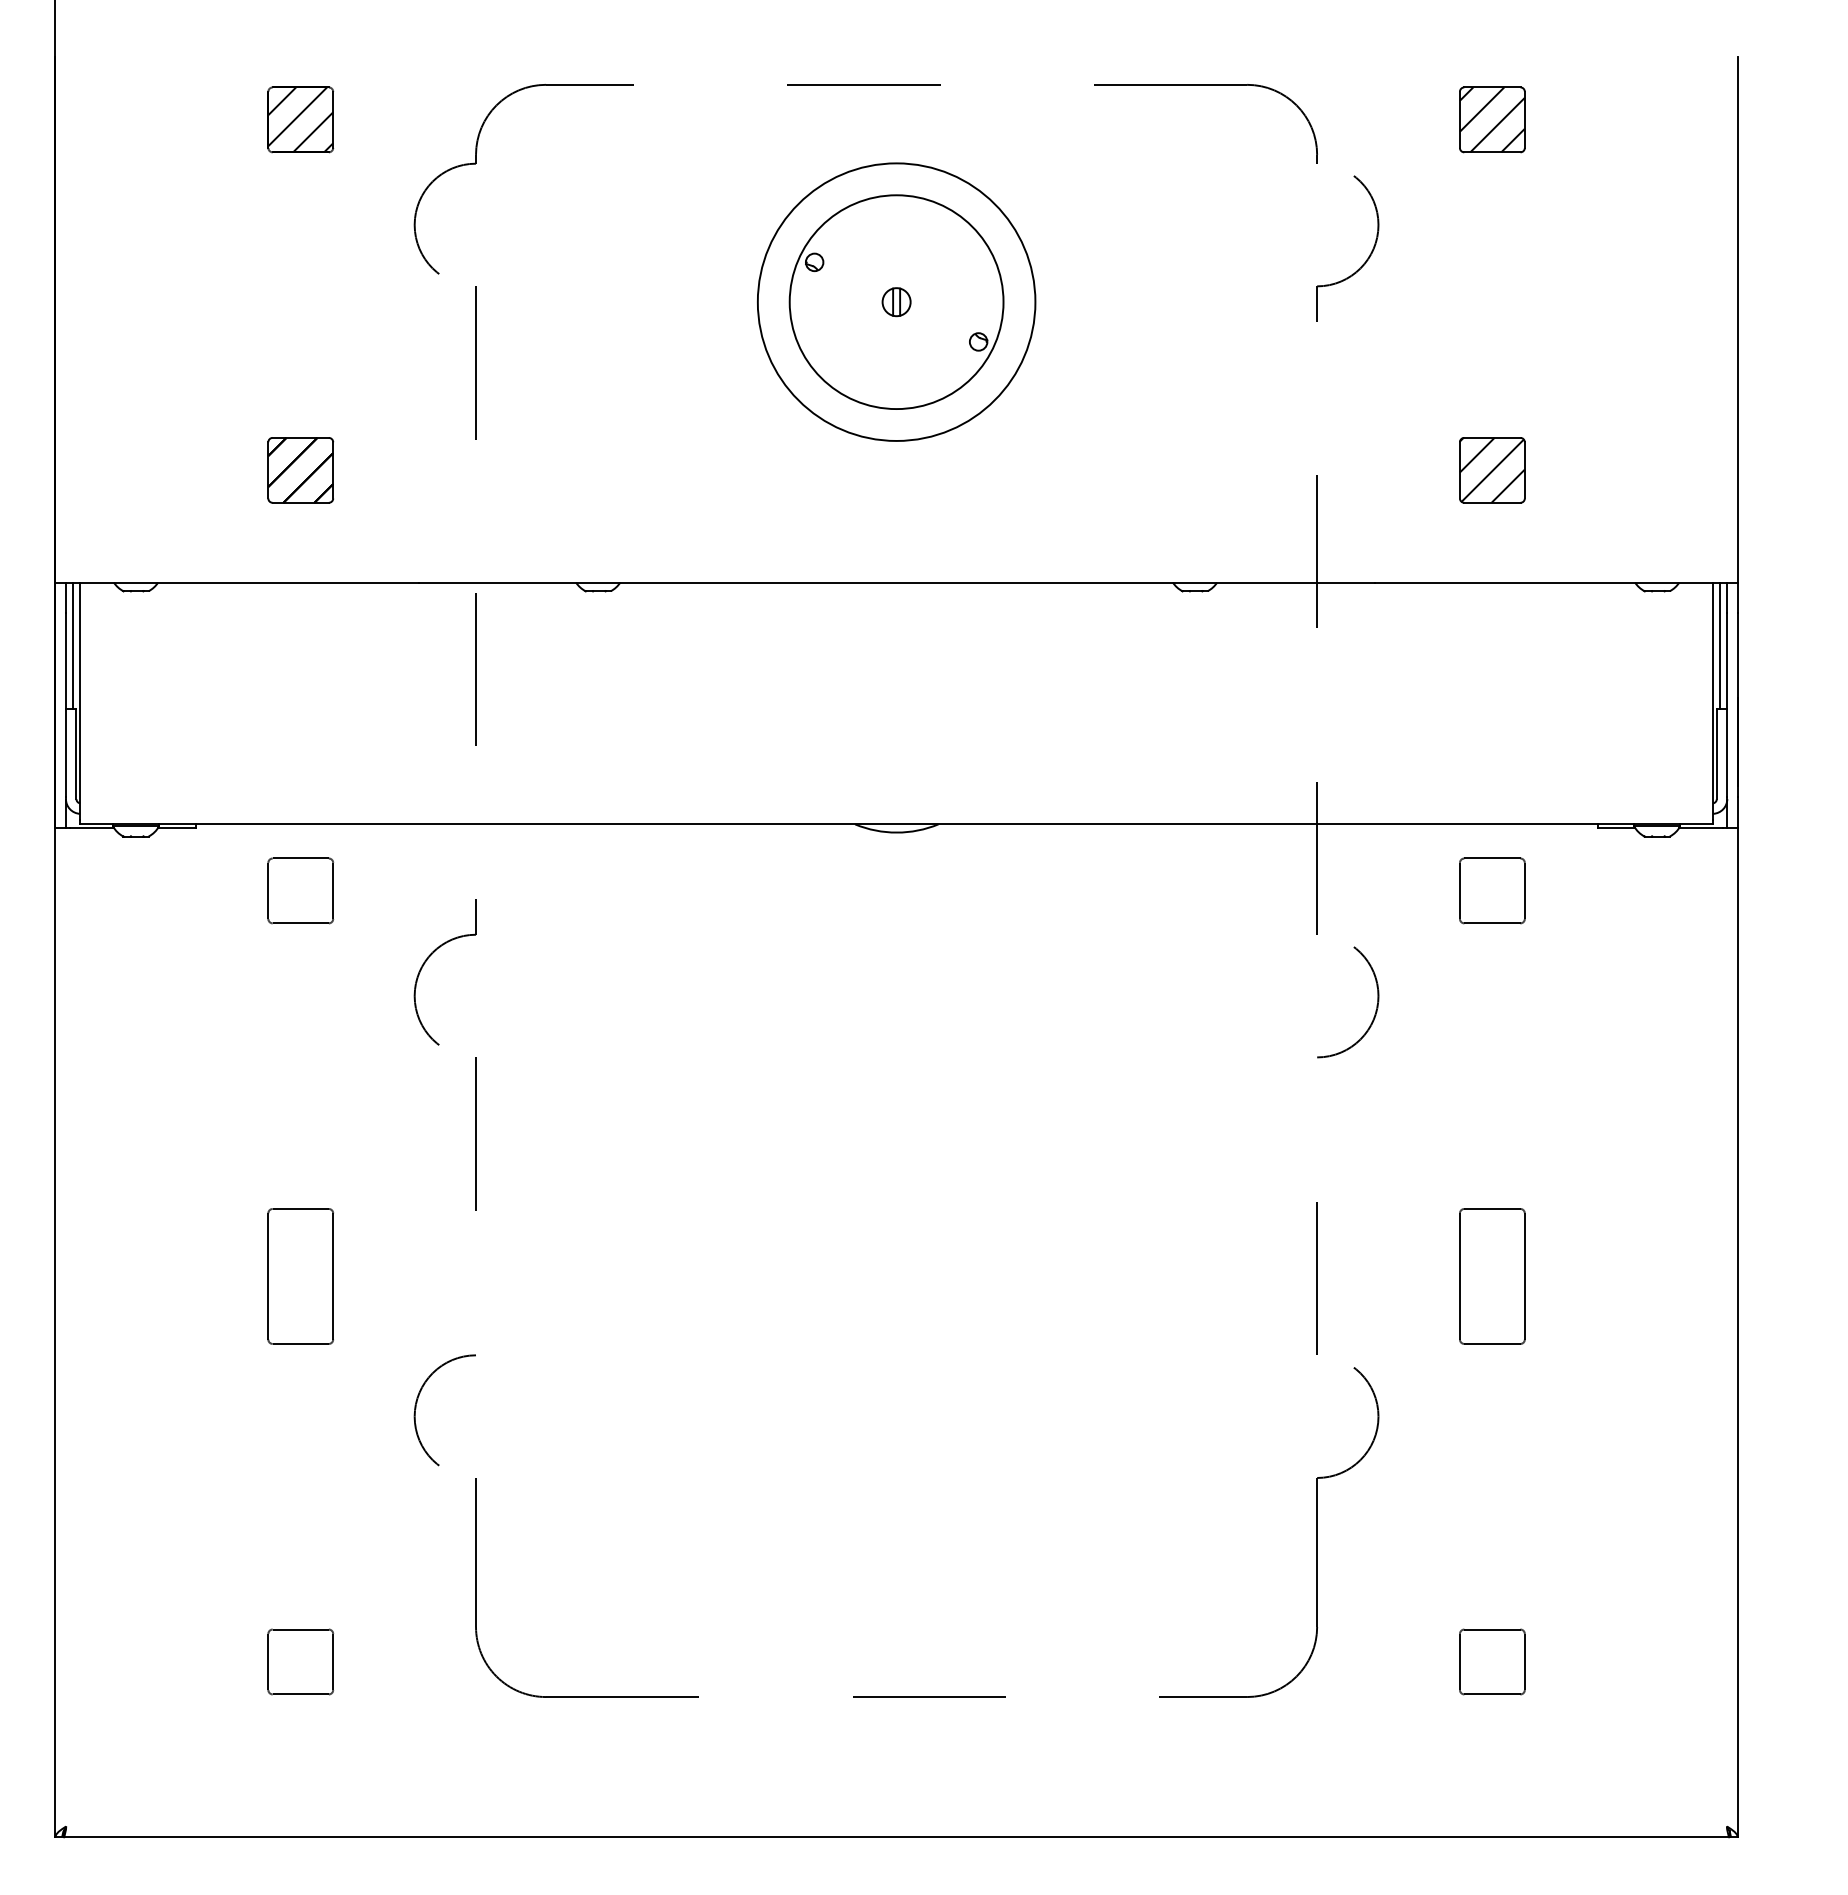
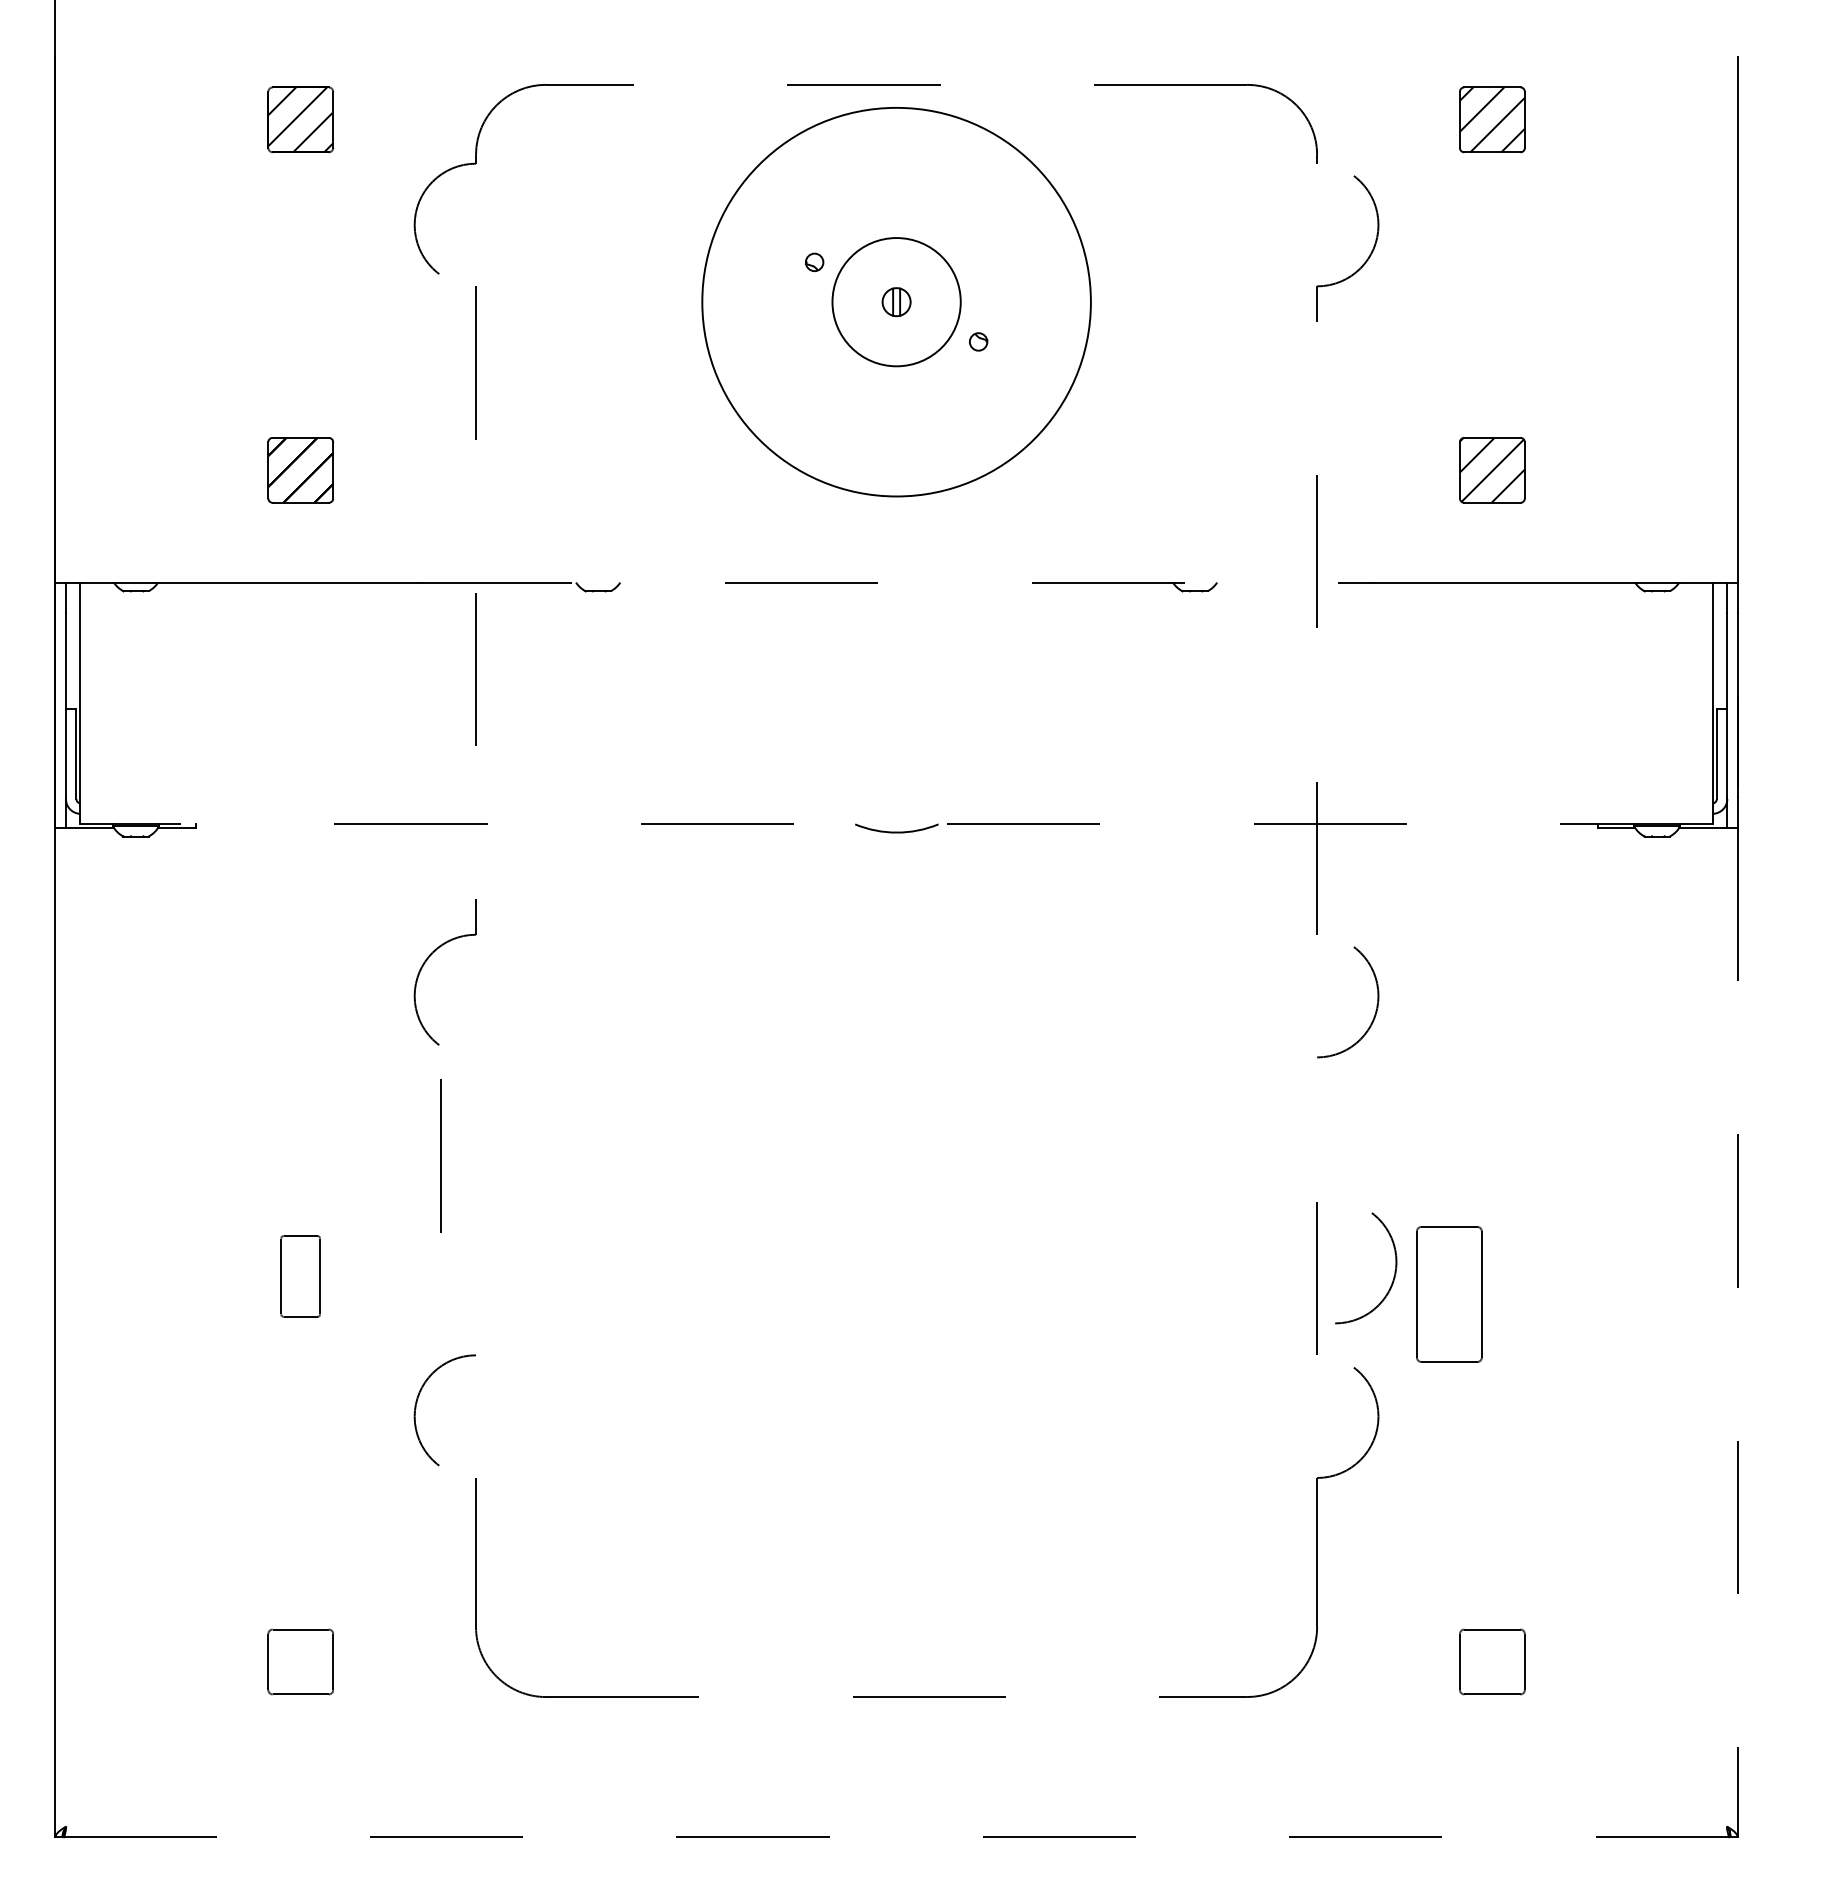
circle diameter: 278 px -> 389 px (896, 301)
circle diameter: 214 px -> 128 px (896, 302)
line: solid -> dashed (896, 582)
line: present -> none (72, 645)
line: present -> none (1720, 645)
line: solid -> dashed (896, 824)
part: present -> none (300, 890)
part: present -> none (1492, 890)
line position: (475, 1133) -> (440, 1155) (440, 1155)
arc: none -> present (1394, 1271)
part size: 67x137 px -> 41x83 px (300, 1276)
part position: (1492, 1276) -> (1449, 1294) (1449, 1294)
line: solid -> dashed (1737, 1332)
line: solid -> dashed (897, 1837)
